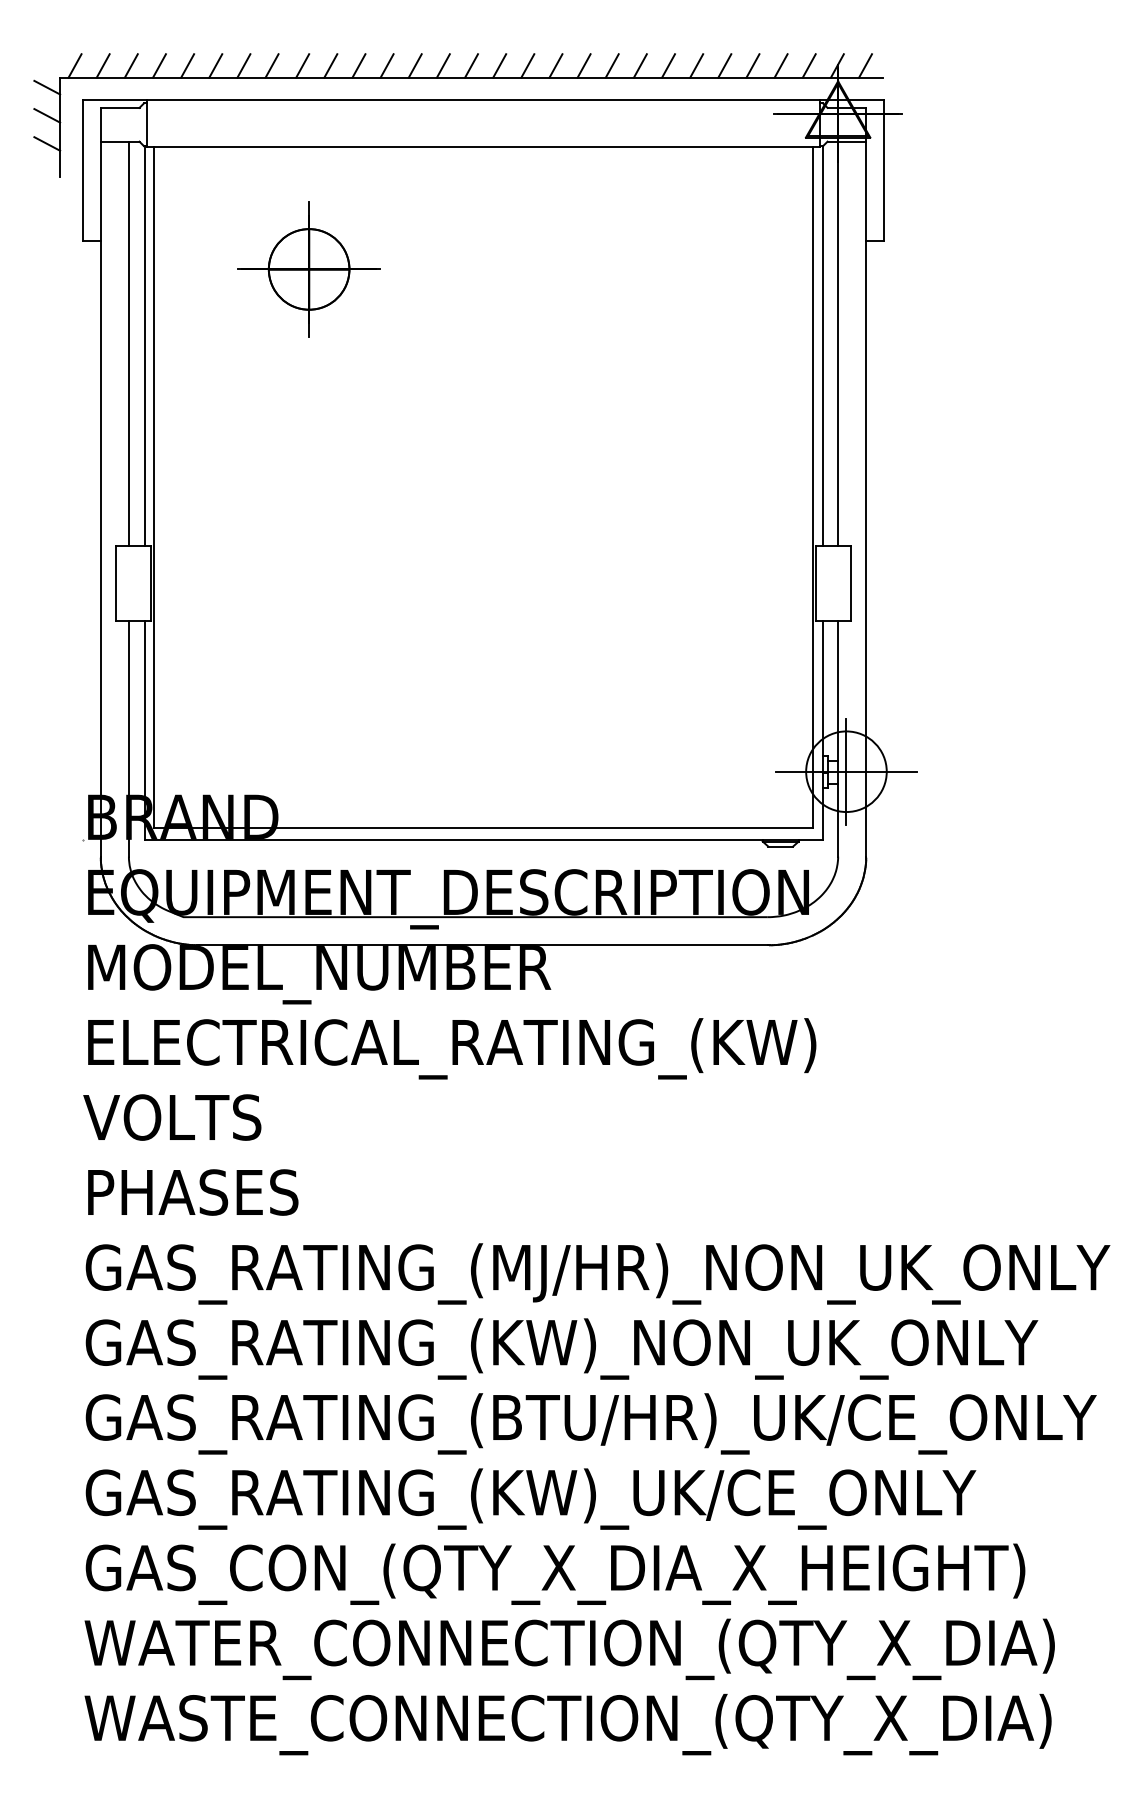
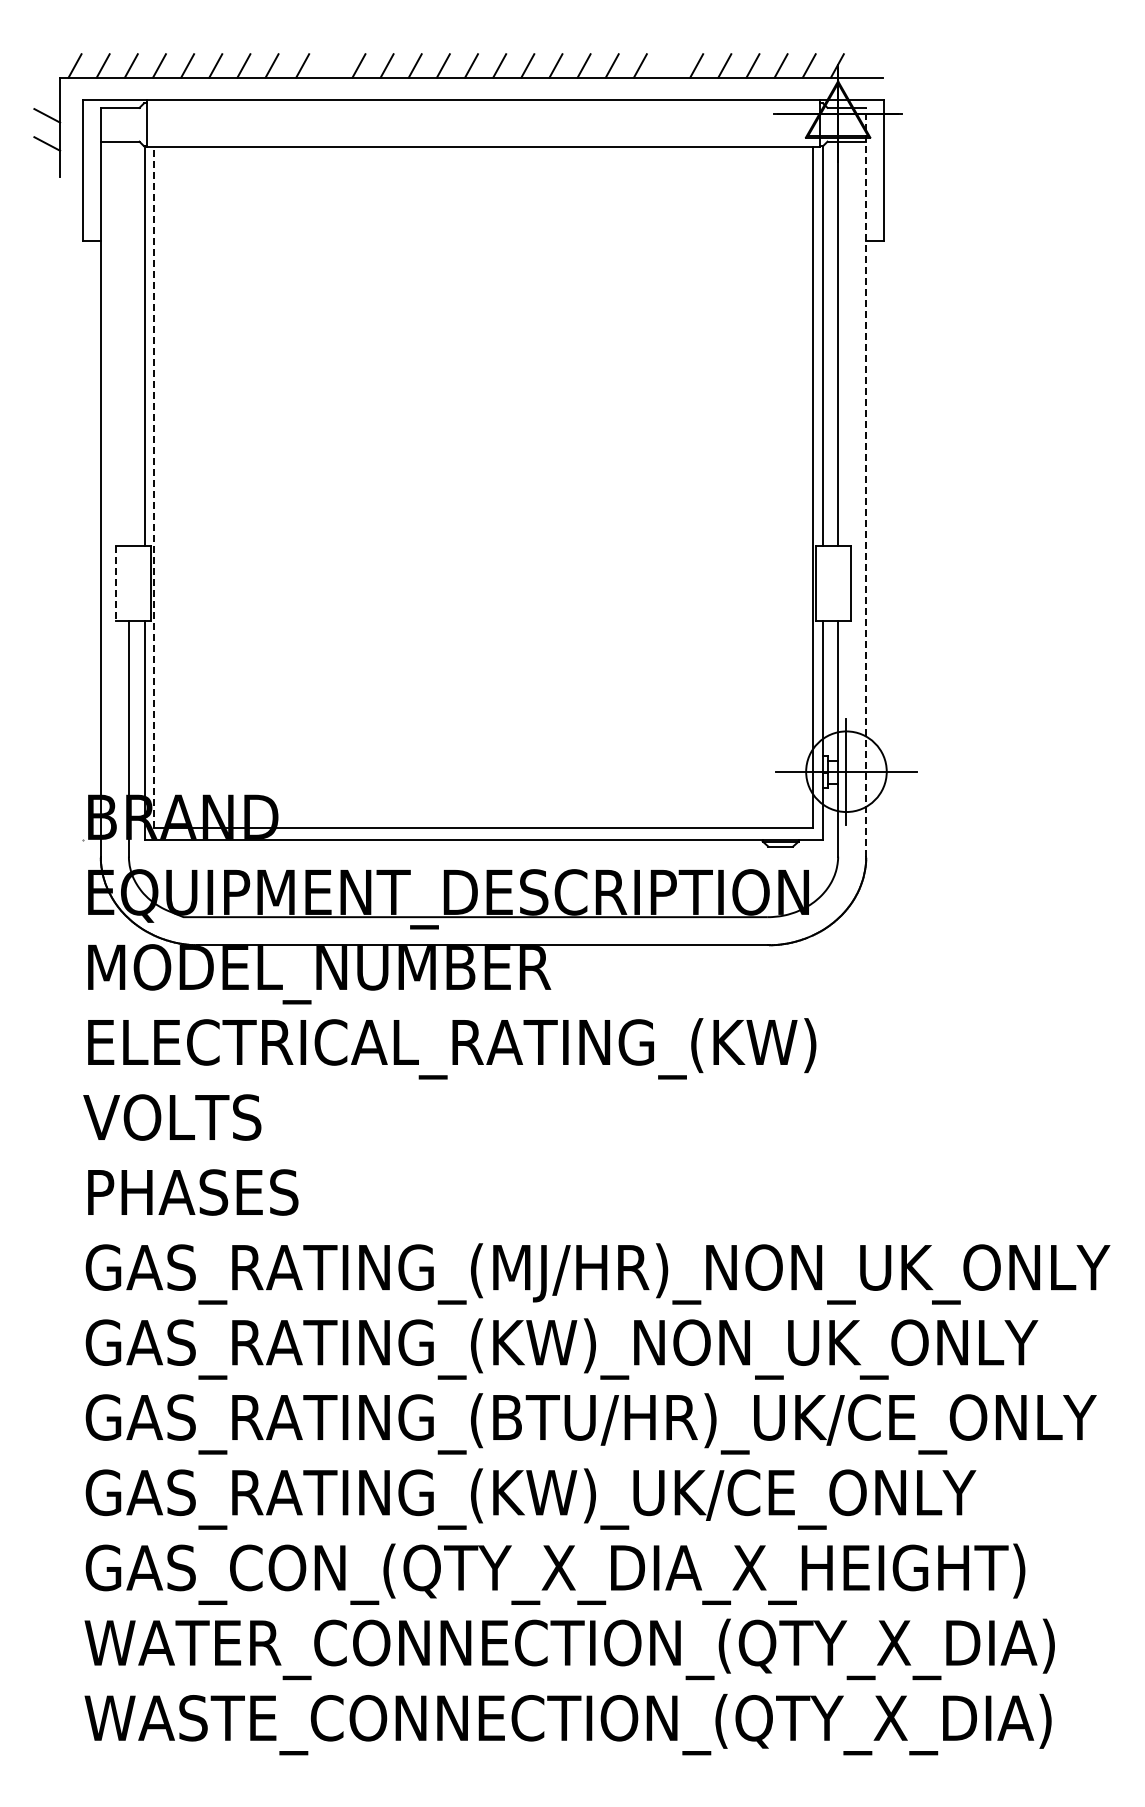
line: present -> none (330, 65)
line: present -> none (668, 65)
line: present -> none (865, 65)
line: present -> none (47, 87)
part: present -> none (308, 269)
line: present -> none (128, 343)
line: solid -> dashed (866, 481)
line: solid -> dashed (153, 487)
line: solid -> dashed (115, 584)
